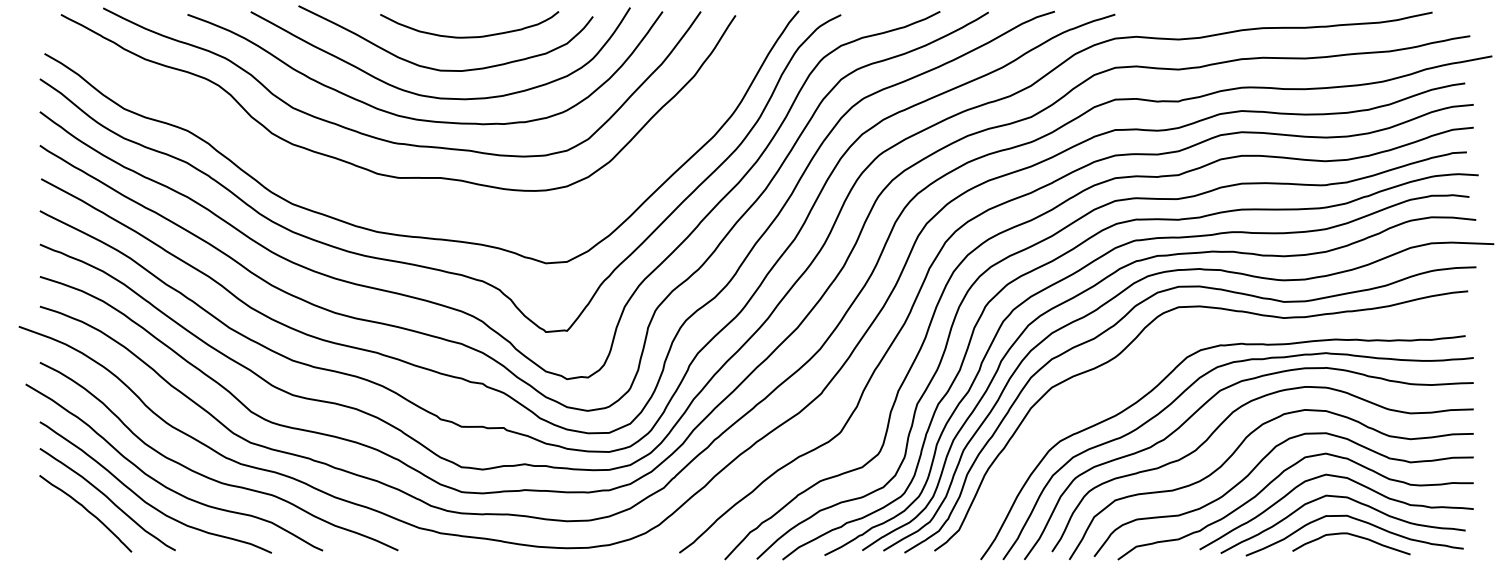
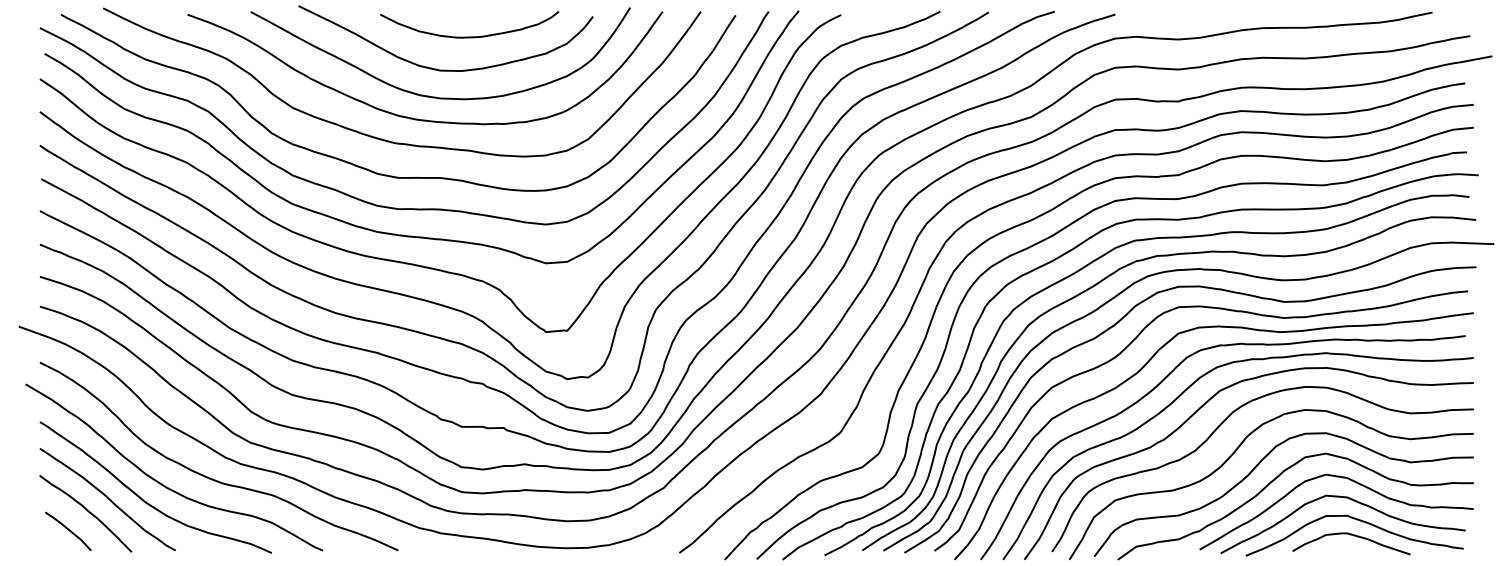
curve: none -> present (389, 206)
curve: none -> present (1144, 367)
line: none -> present (68, 530)
